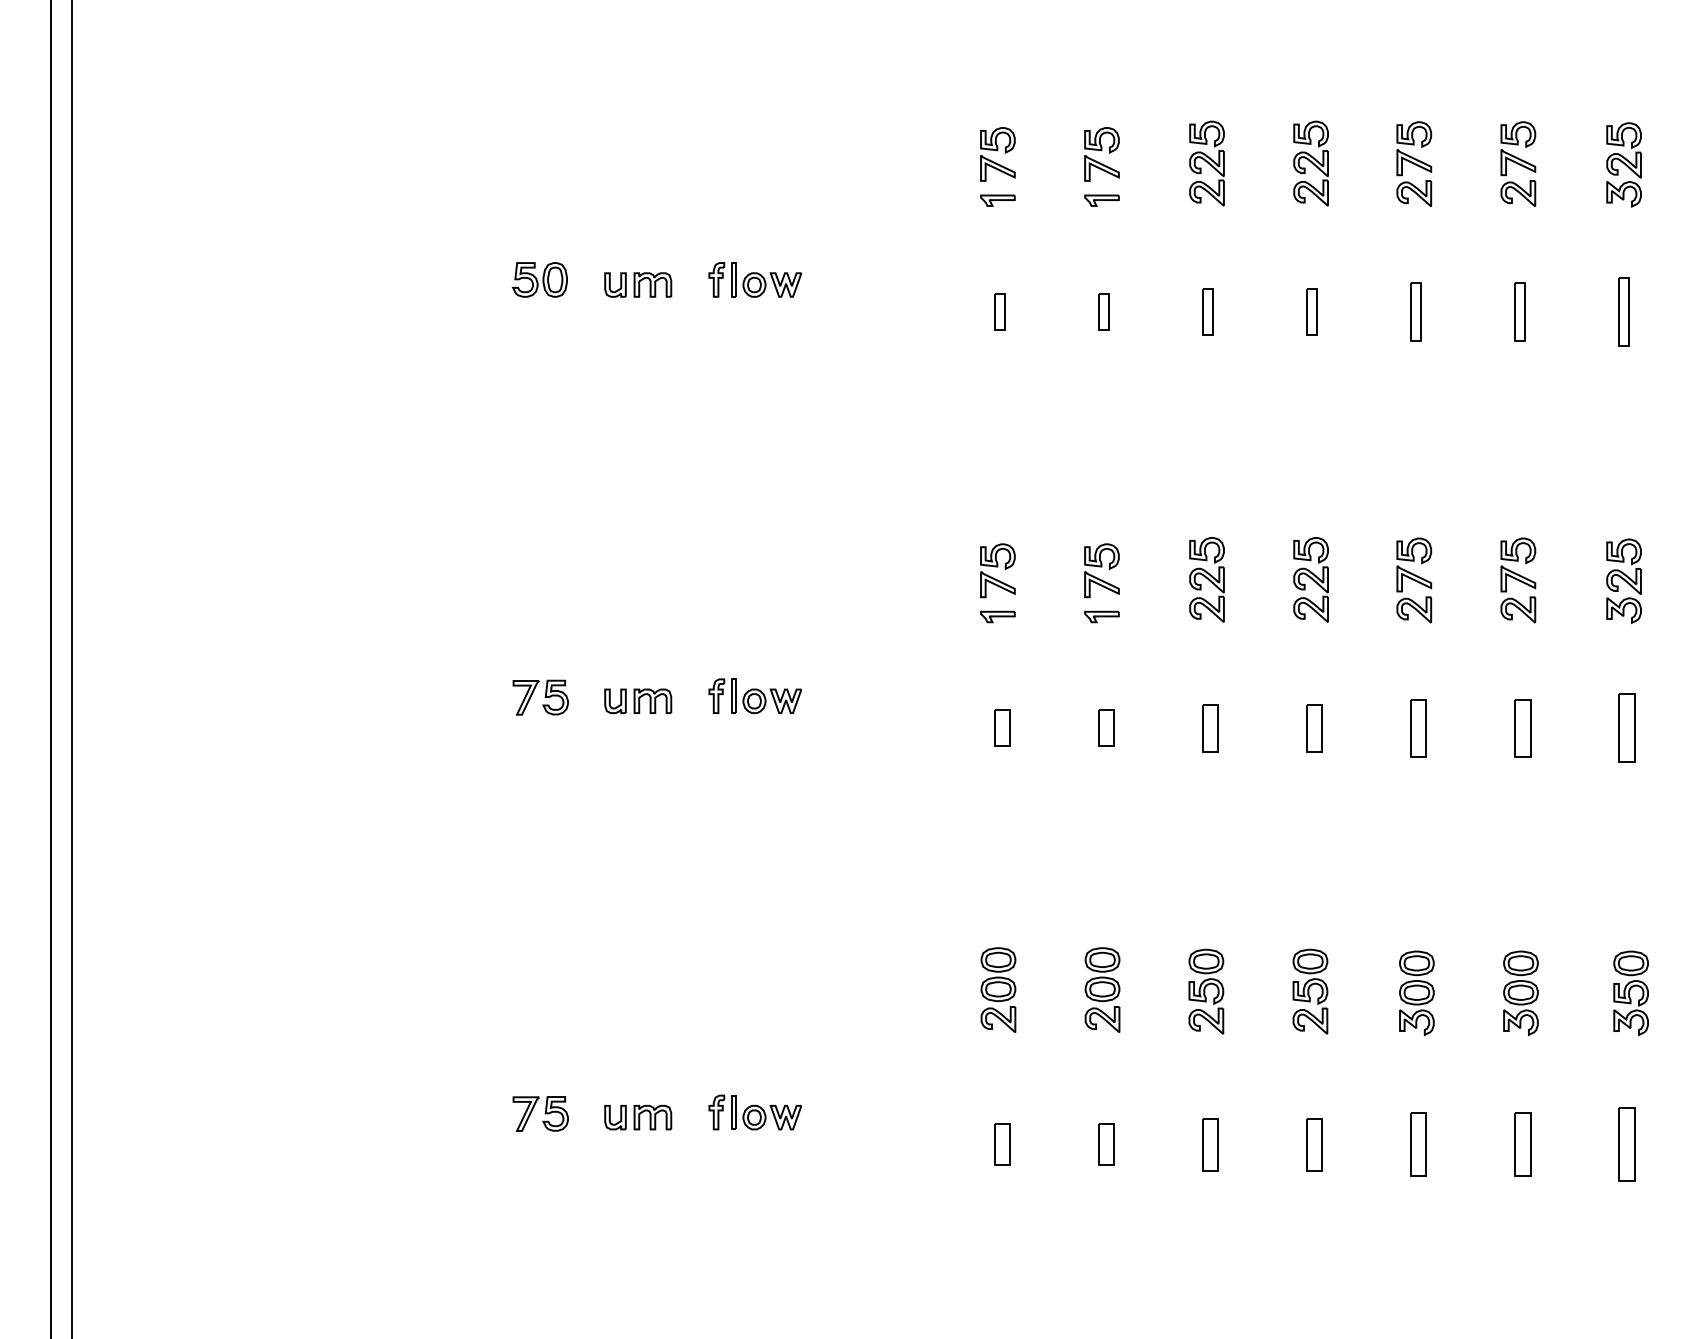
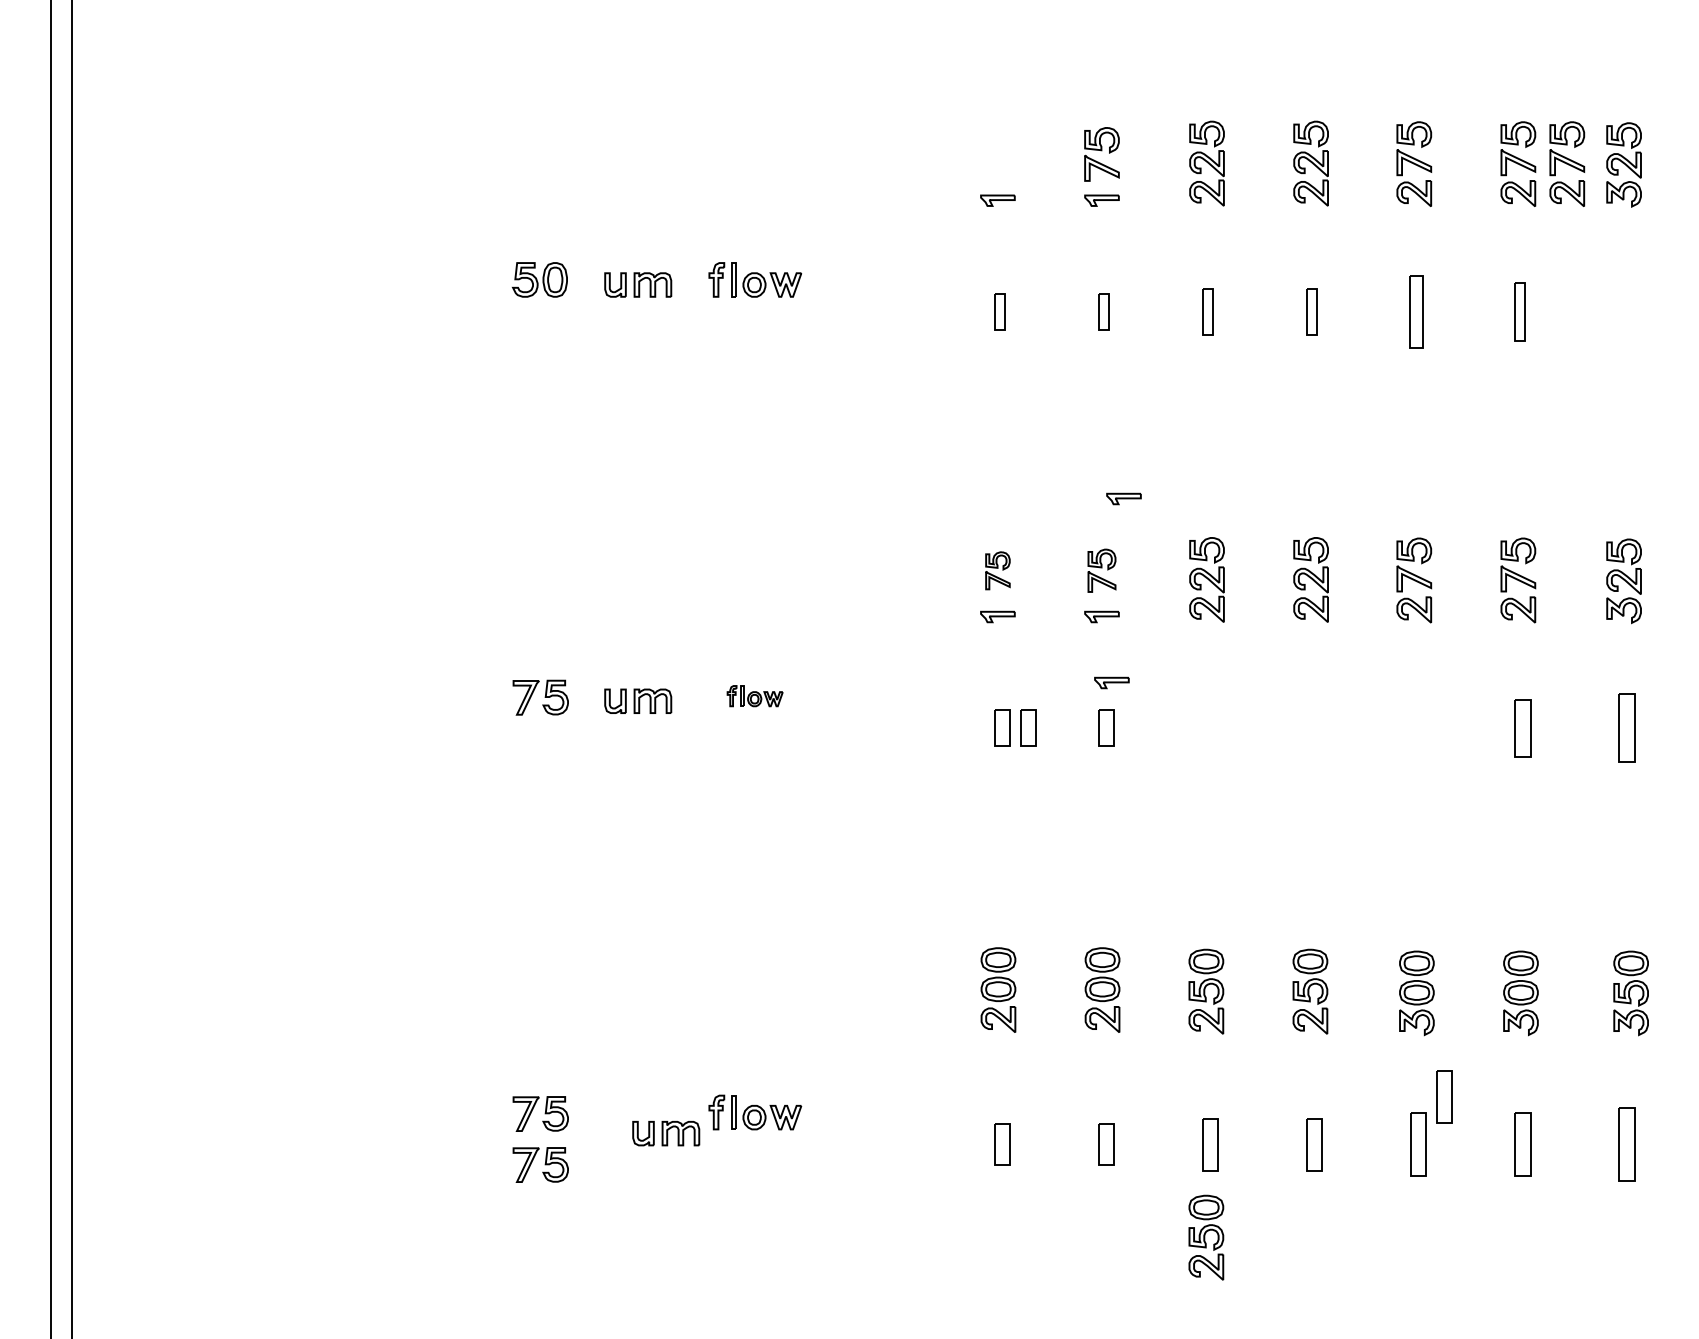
part: present -> none (997, 154)
part: none -> present (1567, 163)
part size: 12x60 px -> 15x74 px (1416, 311)
part: present -> none (1623, 311)
part: none -> present (1123, 498)
part size: 36x56 px -> 26x40 px (997, 570)
part size: 36x56 px -> 30x45 px (1101, 570)
part: none -> present (1111, 682)
part size: 94x36 px -> 58x23 px (754, 696)
part: none -> present (1028, 727)
part: present -> none (1210, 728)
part: present -> none (1314, 728)
part: present -> none (1418, 728)
part: none -> present (1444, 1096)
part position: (638, 1117) -> (666, 1133) (666, 1133)
part: none -> present (540, 1164)
part: none -> present (1206, 1237)
